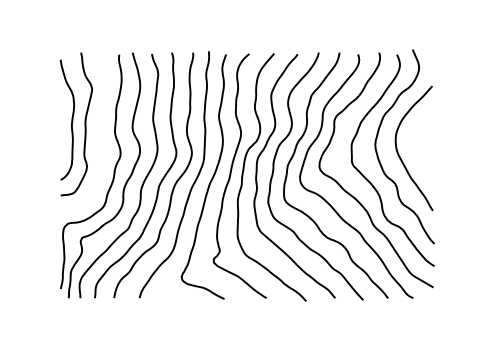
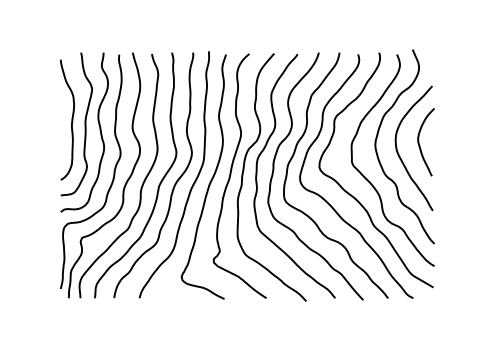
curve: none -> present (99, 130)
curve: none -> present (420, 145)
